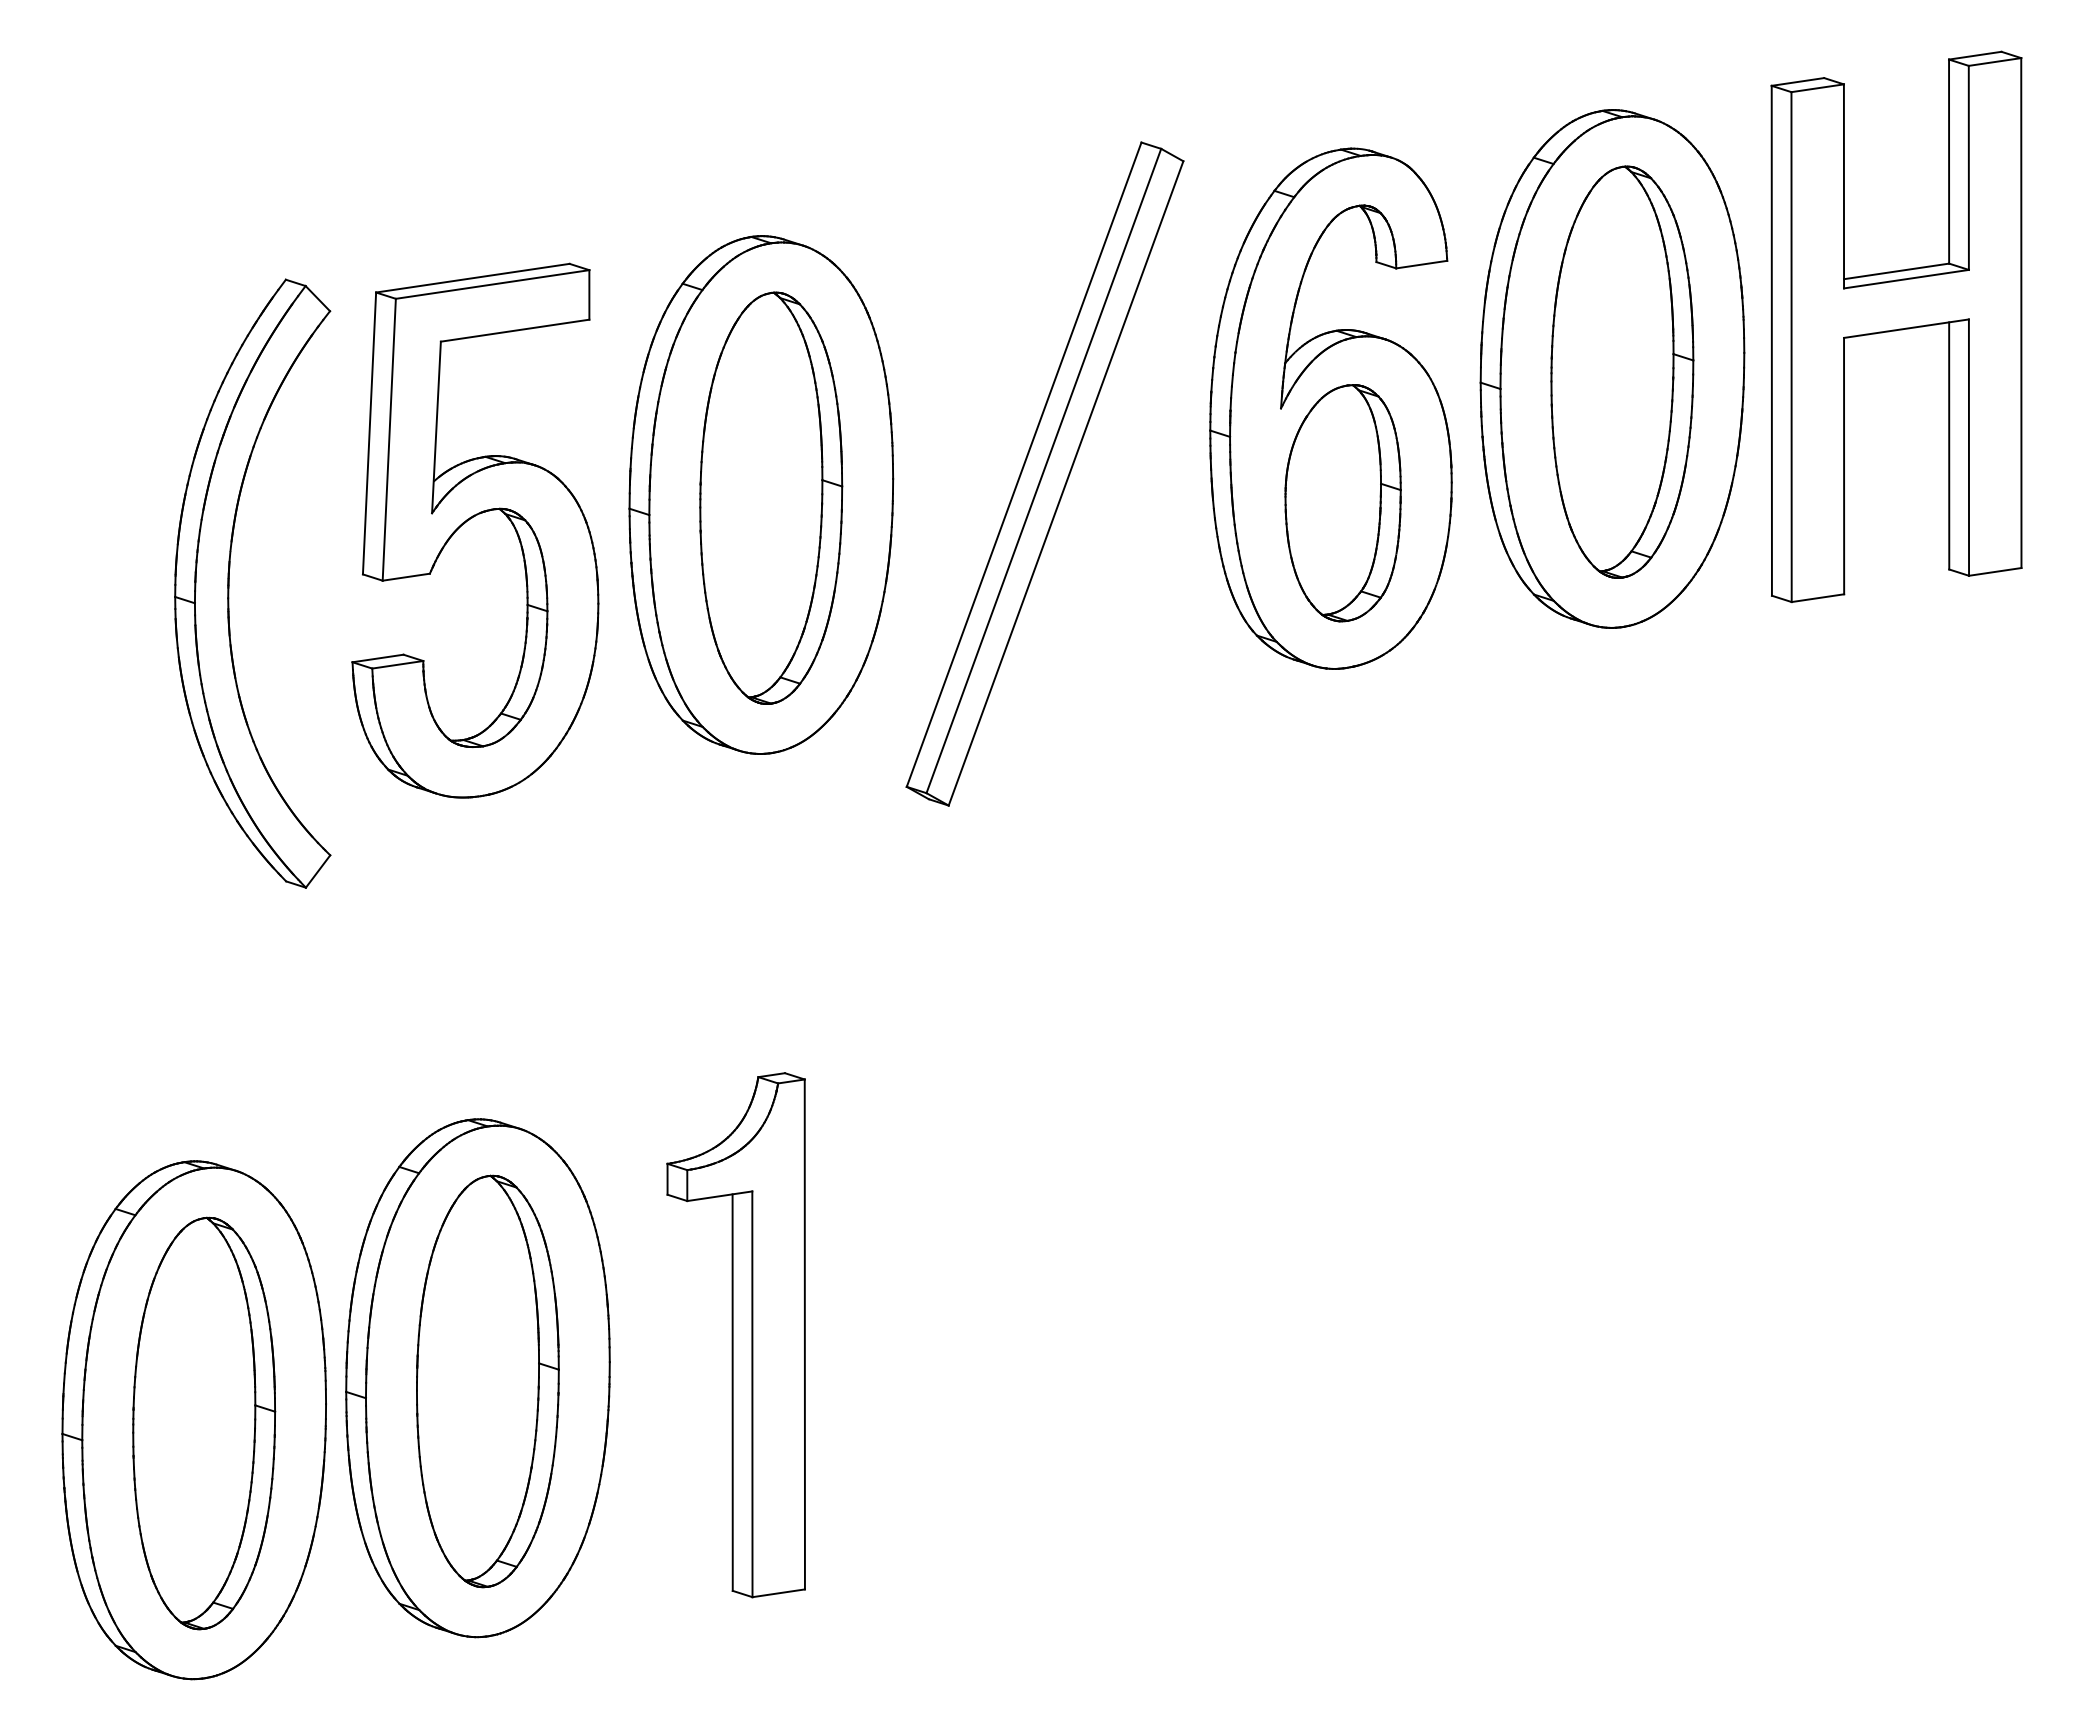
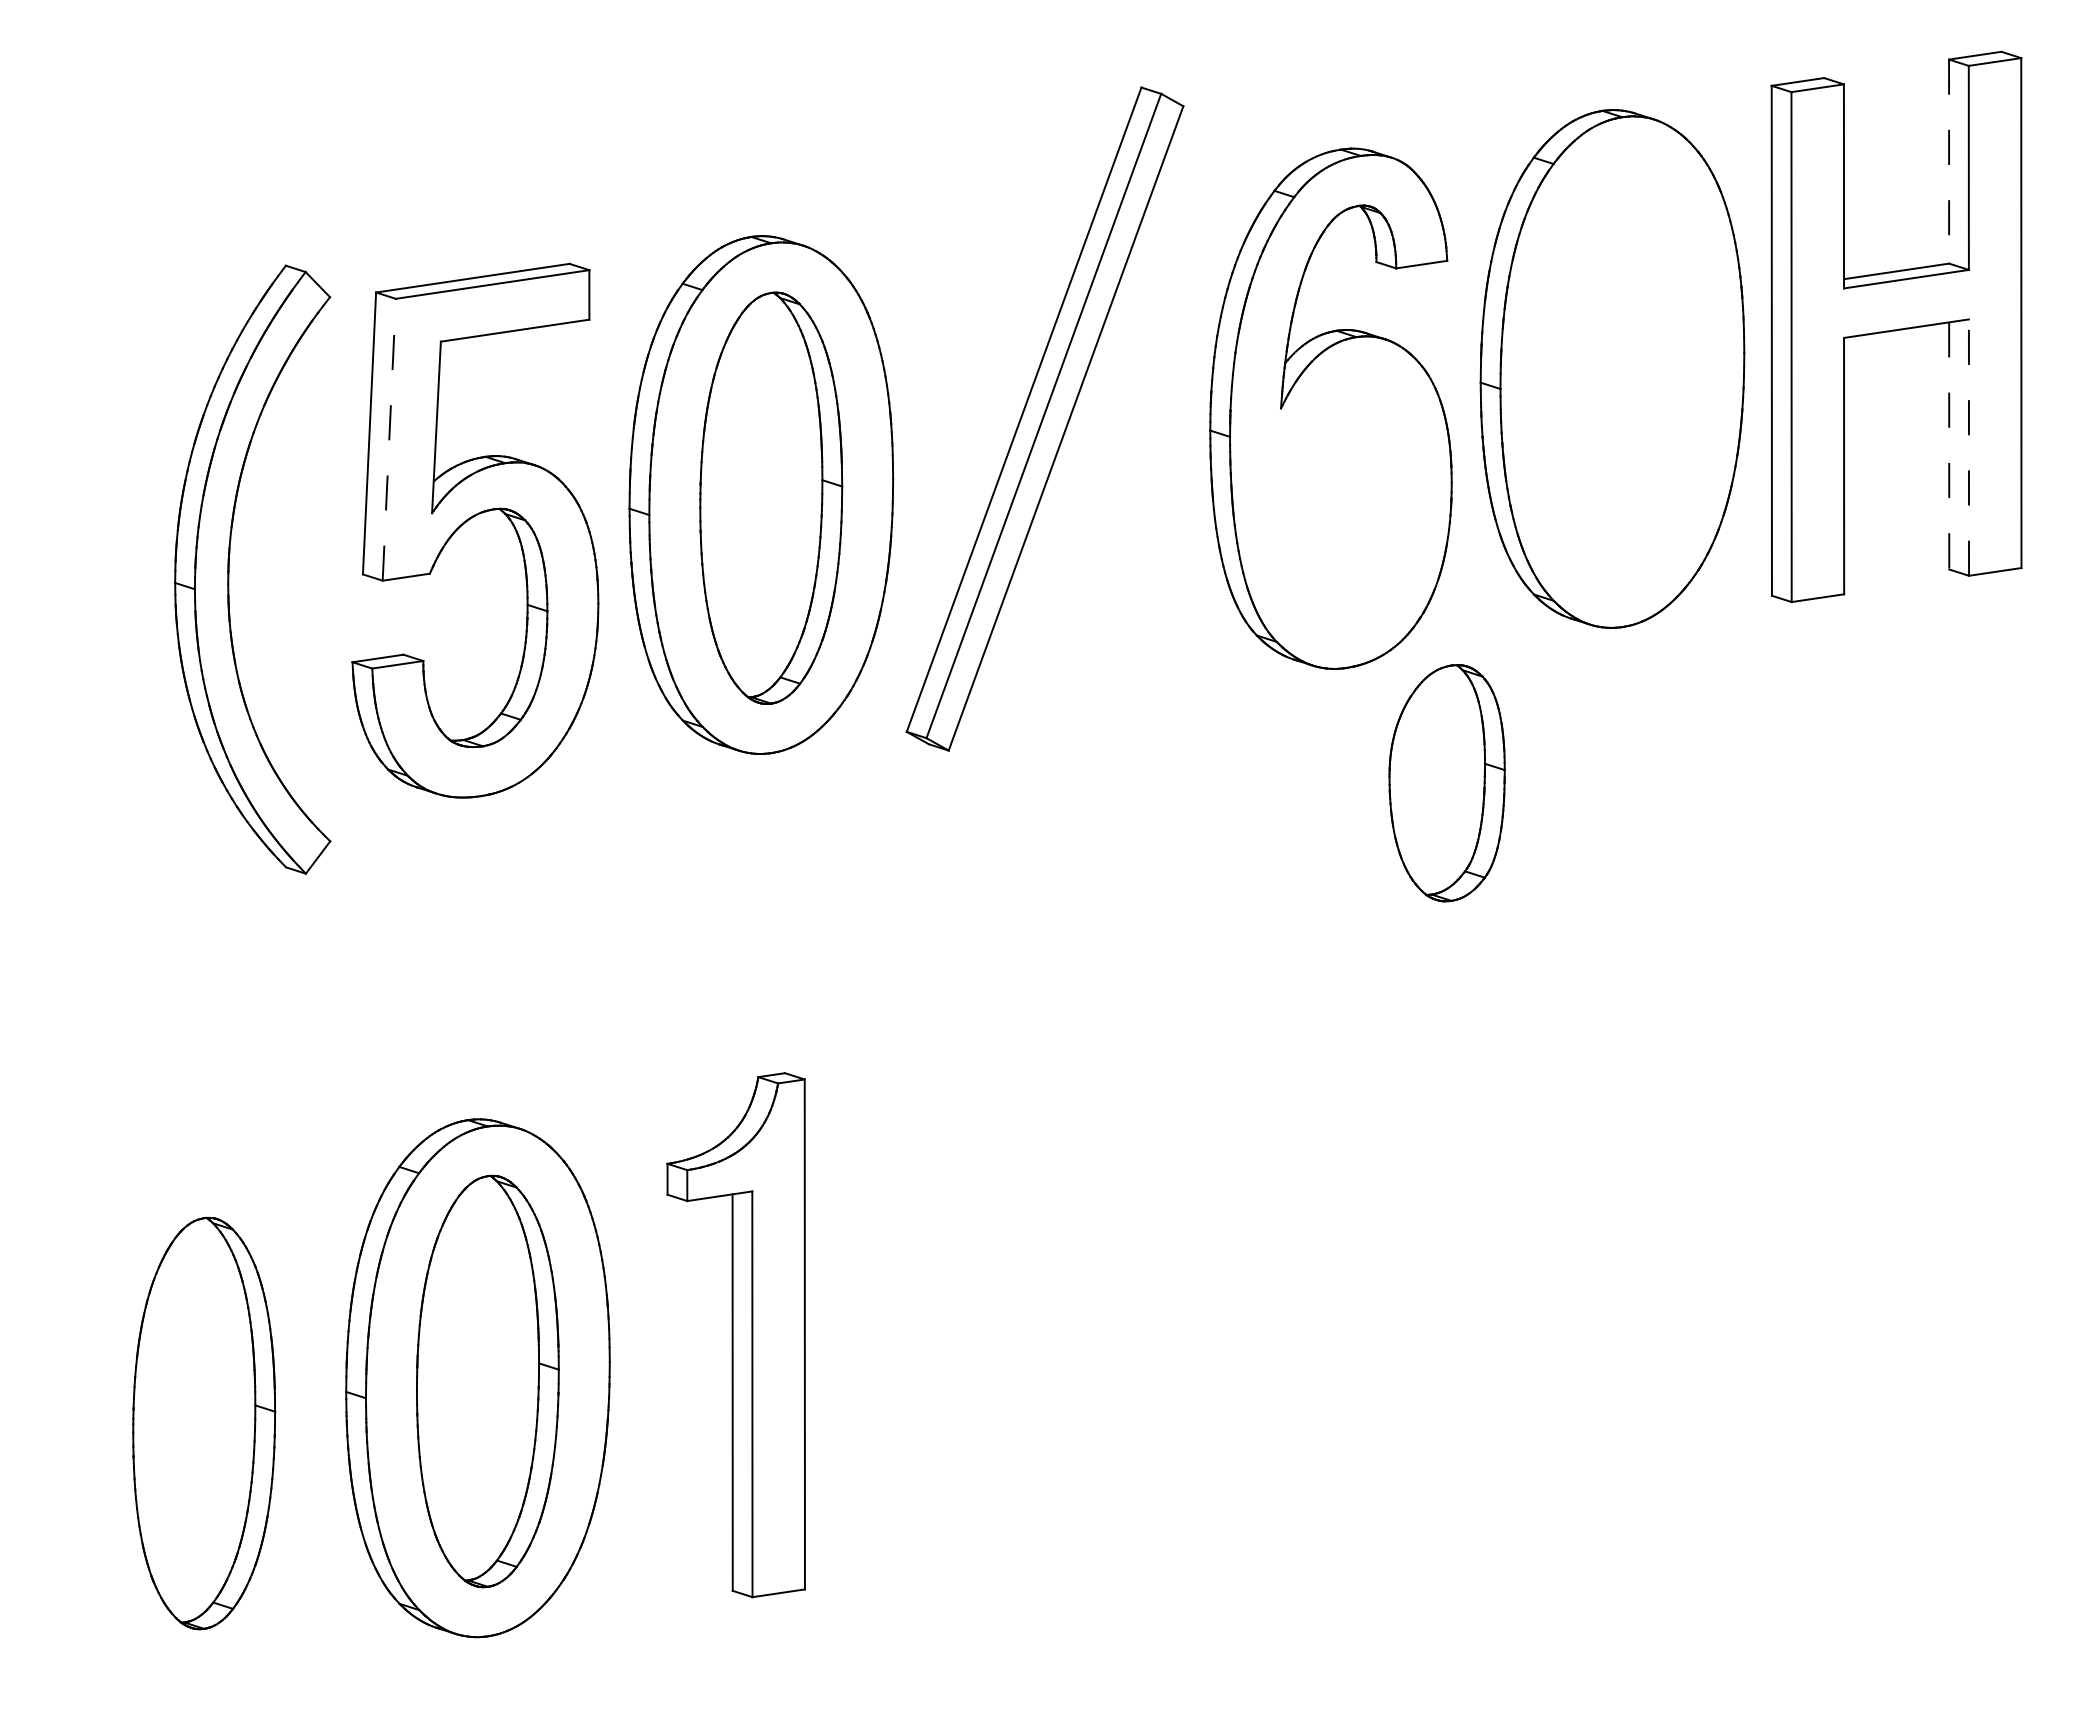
line: solid -> dashed (1949, 162)
part: present -> none (1622, 371)
line: solid -> dashed (389, 439)
line: solid -> dashed (1949, 445)
line: solid -> dashed (1968, 447)
part position: (1044, 473) -> (1044, 418) (1044, 418)
part position: (1342, 503) -> (1446, 783) (1446, 783)
part position: (229, 583) -> (229, 569) (229, 569)
part: present -> none (193, 1420)
